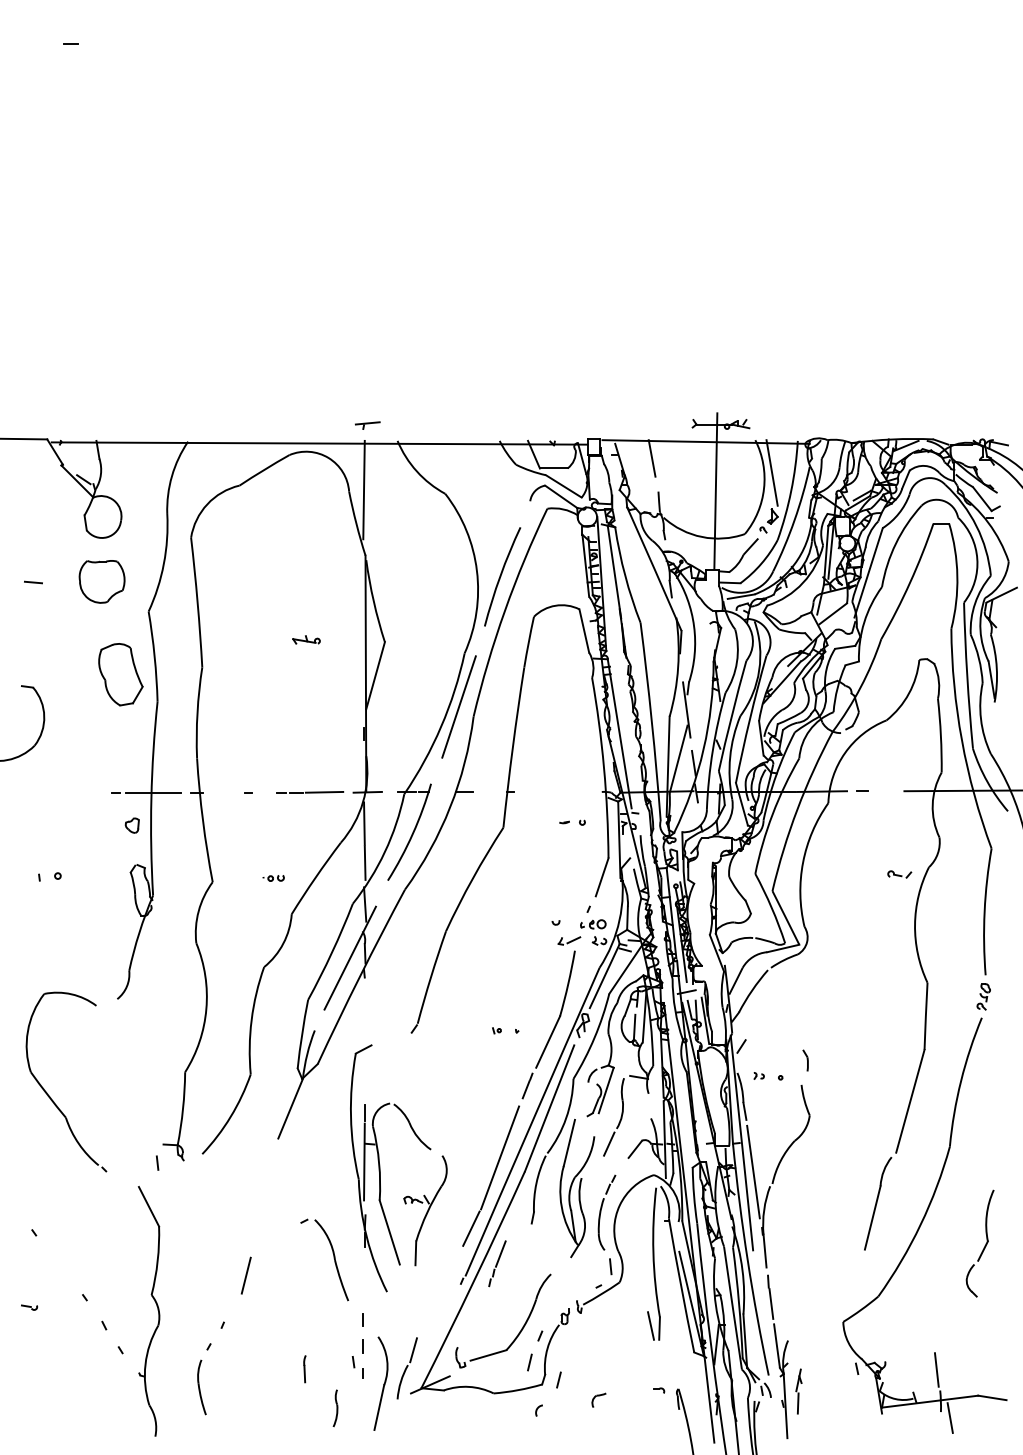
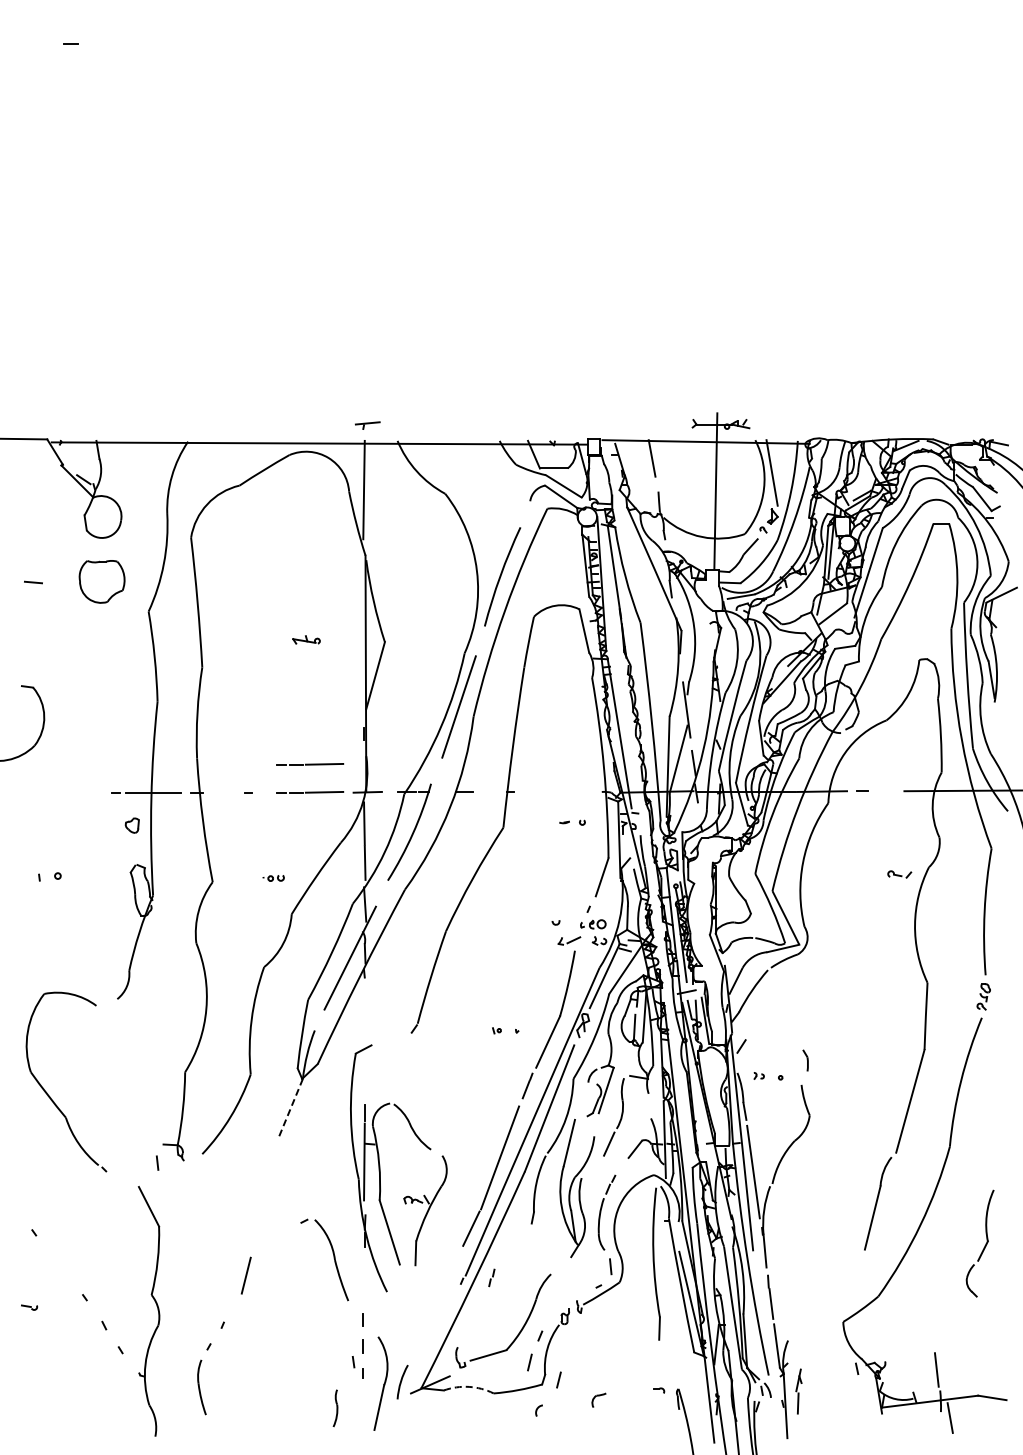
part: present -> none (120, 674)
line: none -> present (310, 764)
line: solid -> dashed (290, 1109)
line: present -> none (500, 1253)
line: present -> none (650, 1325)
line: present -> none (413, 1350)
line: present -> none (304, 1369)
arc: solid -> dashed (469, 1386)
